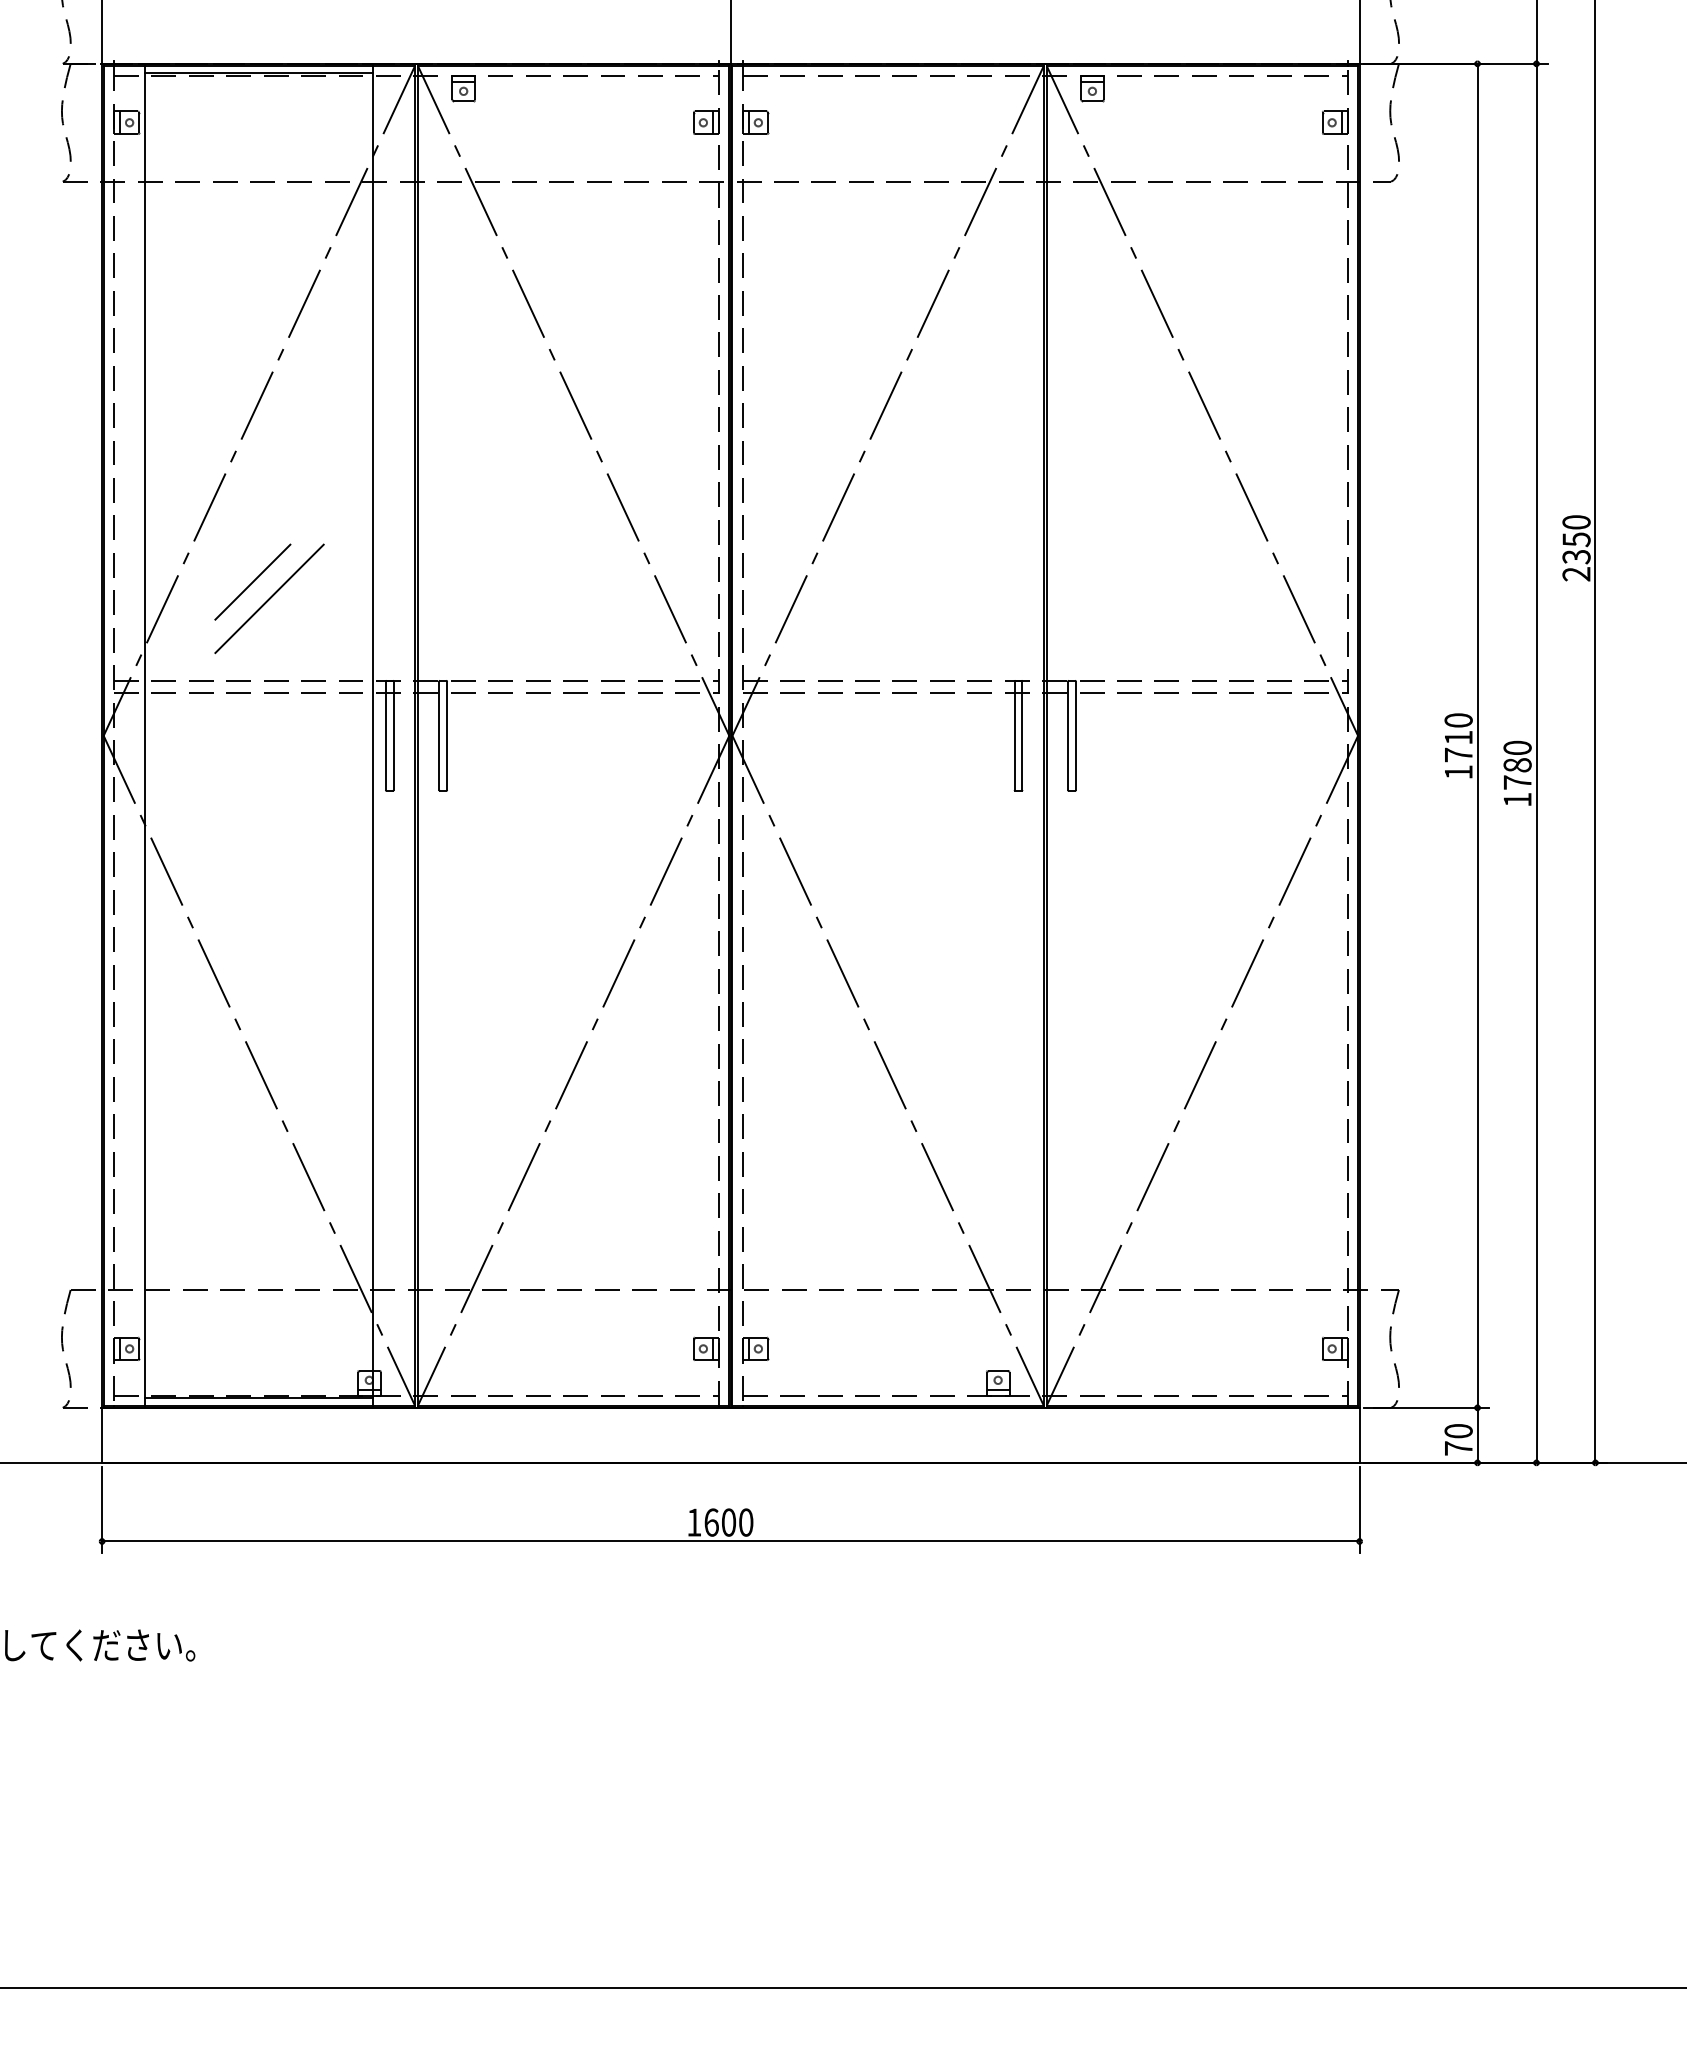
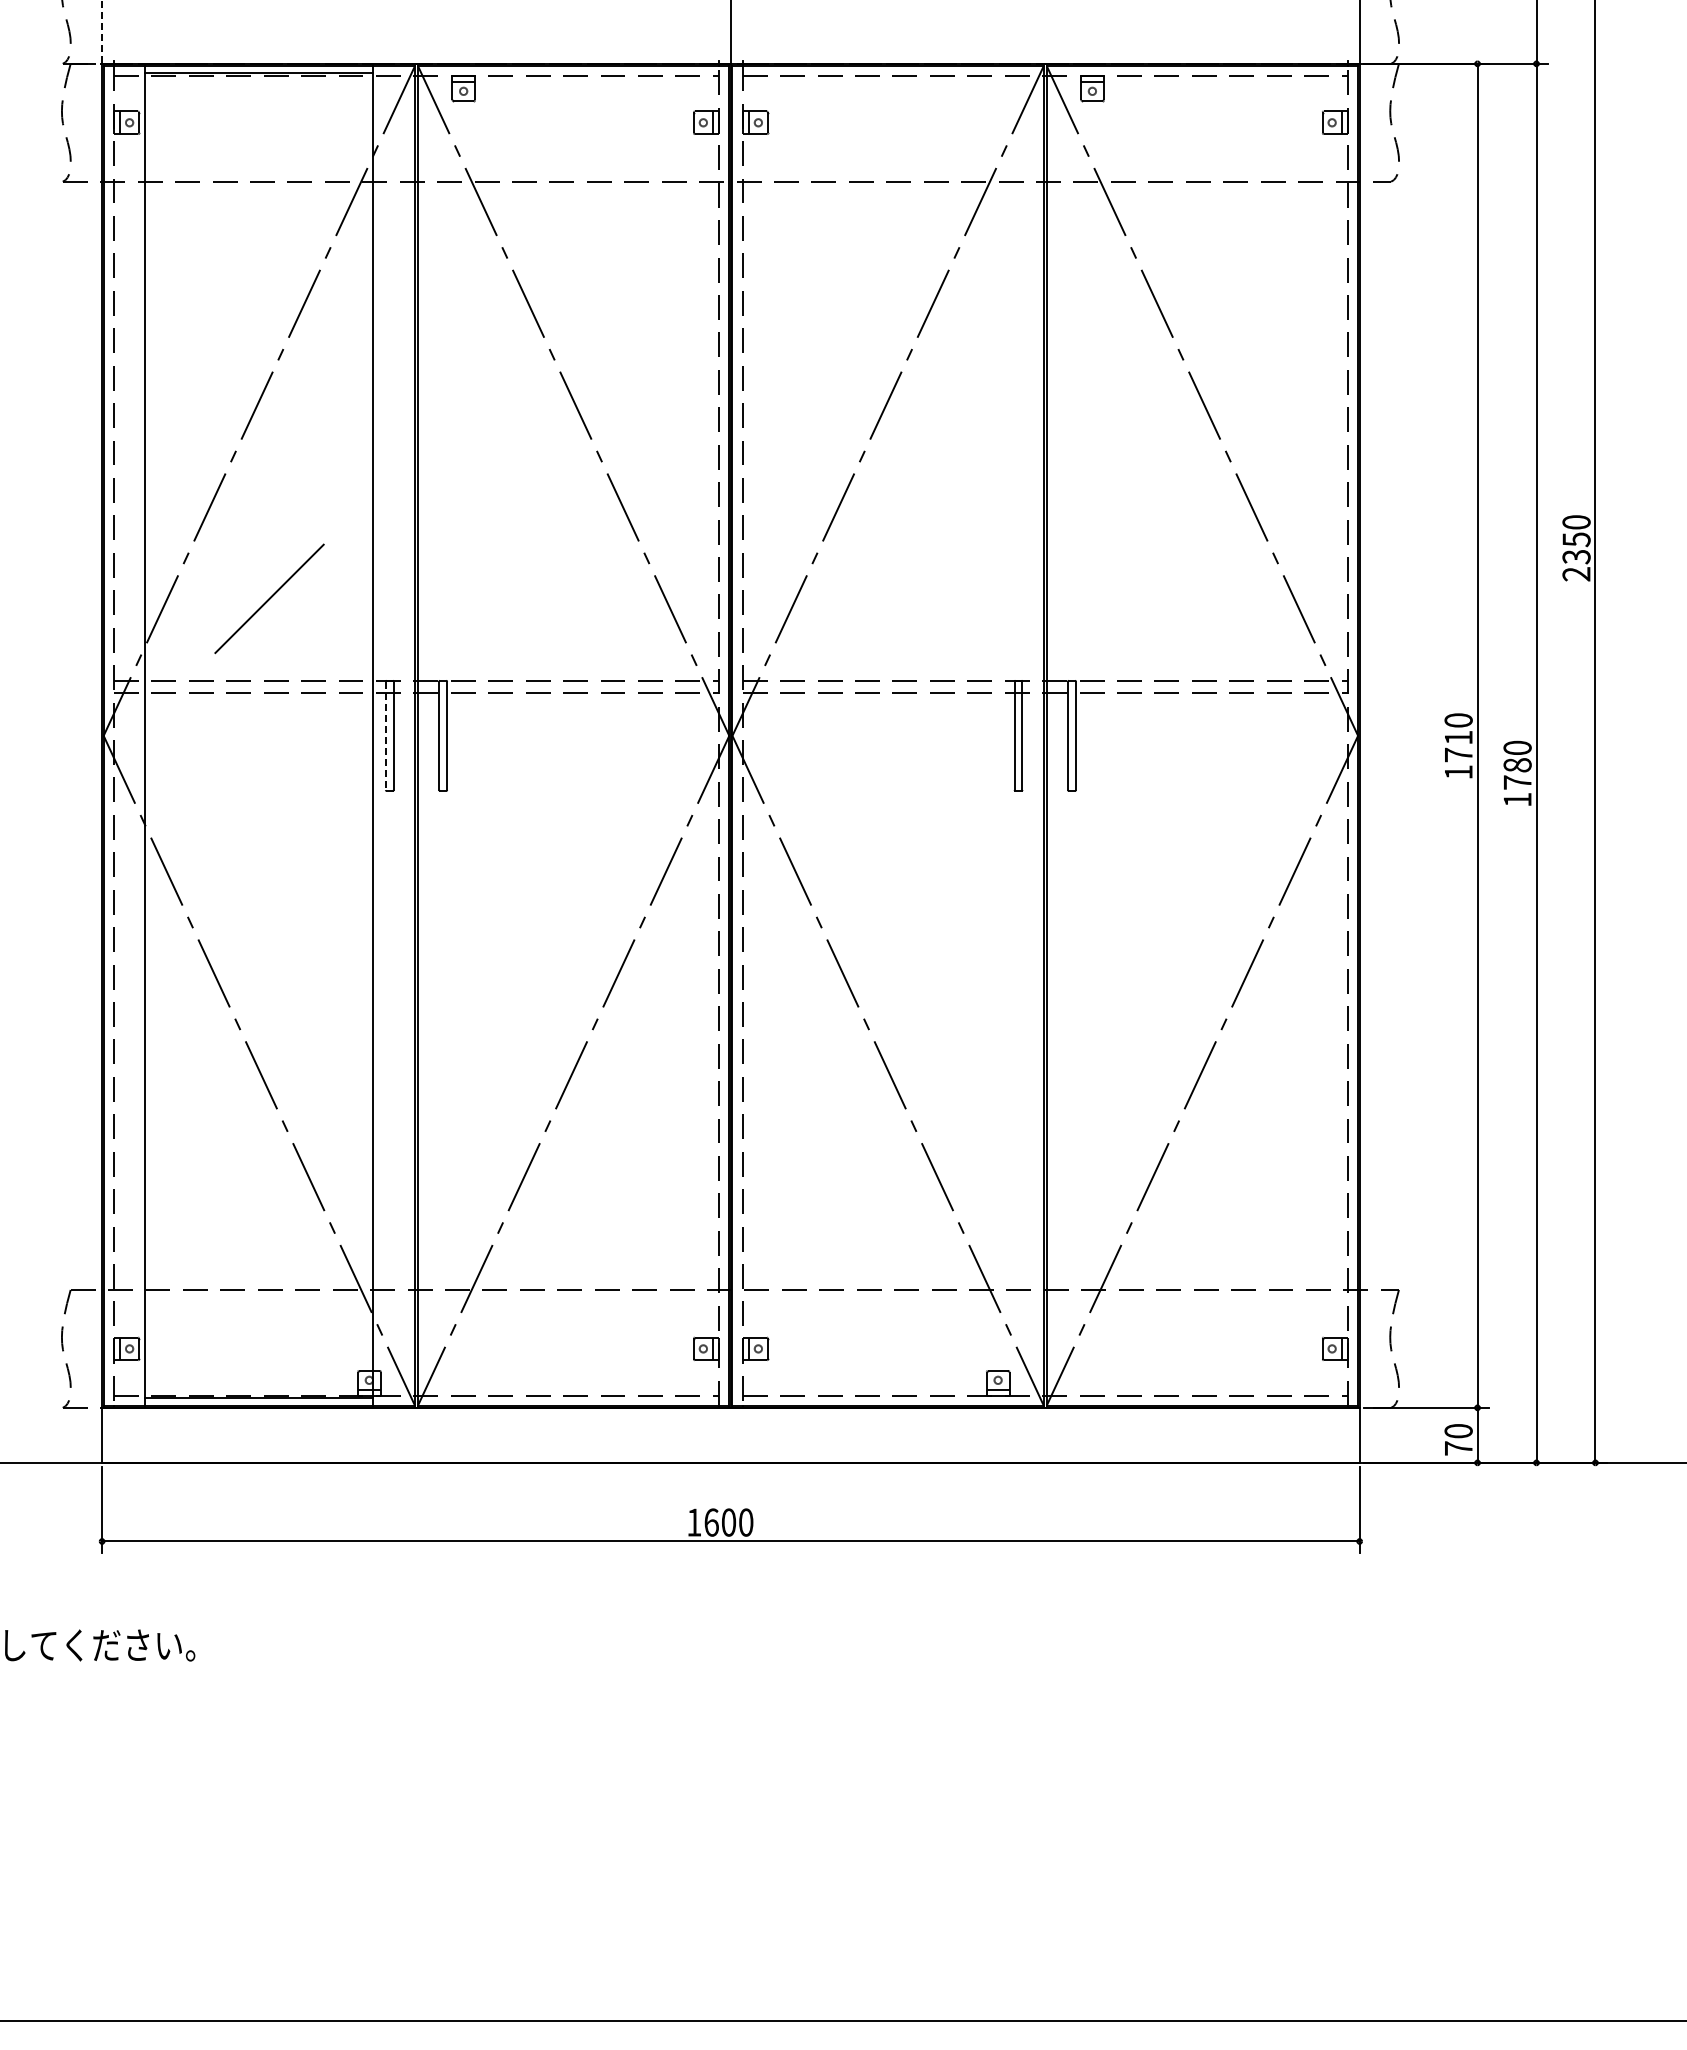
line: solid -> dashed (102, 31)
line: present -> none (252, 581)
line: solid -> dashed (385, 736)
line position: (842, 1988) -> (842, 2021) (842, 2021)
